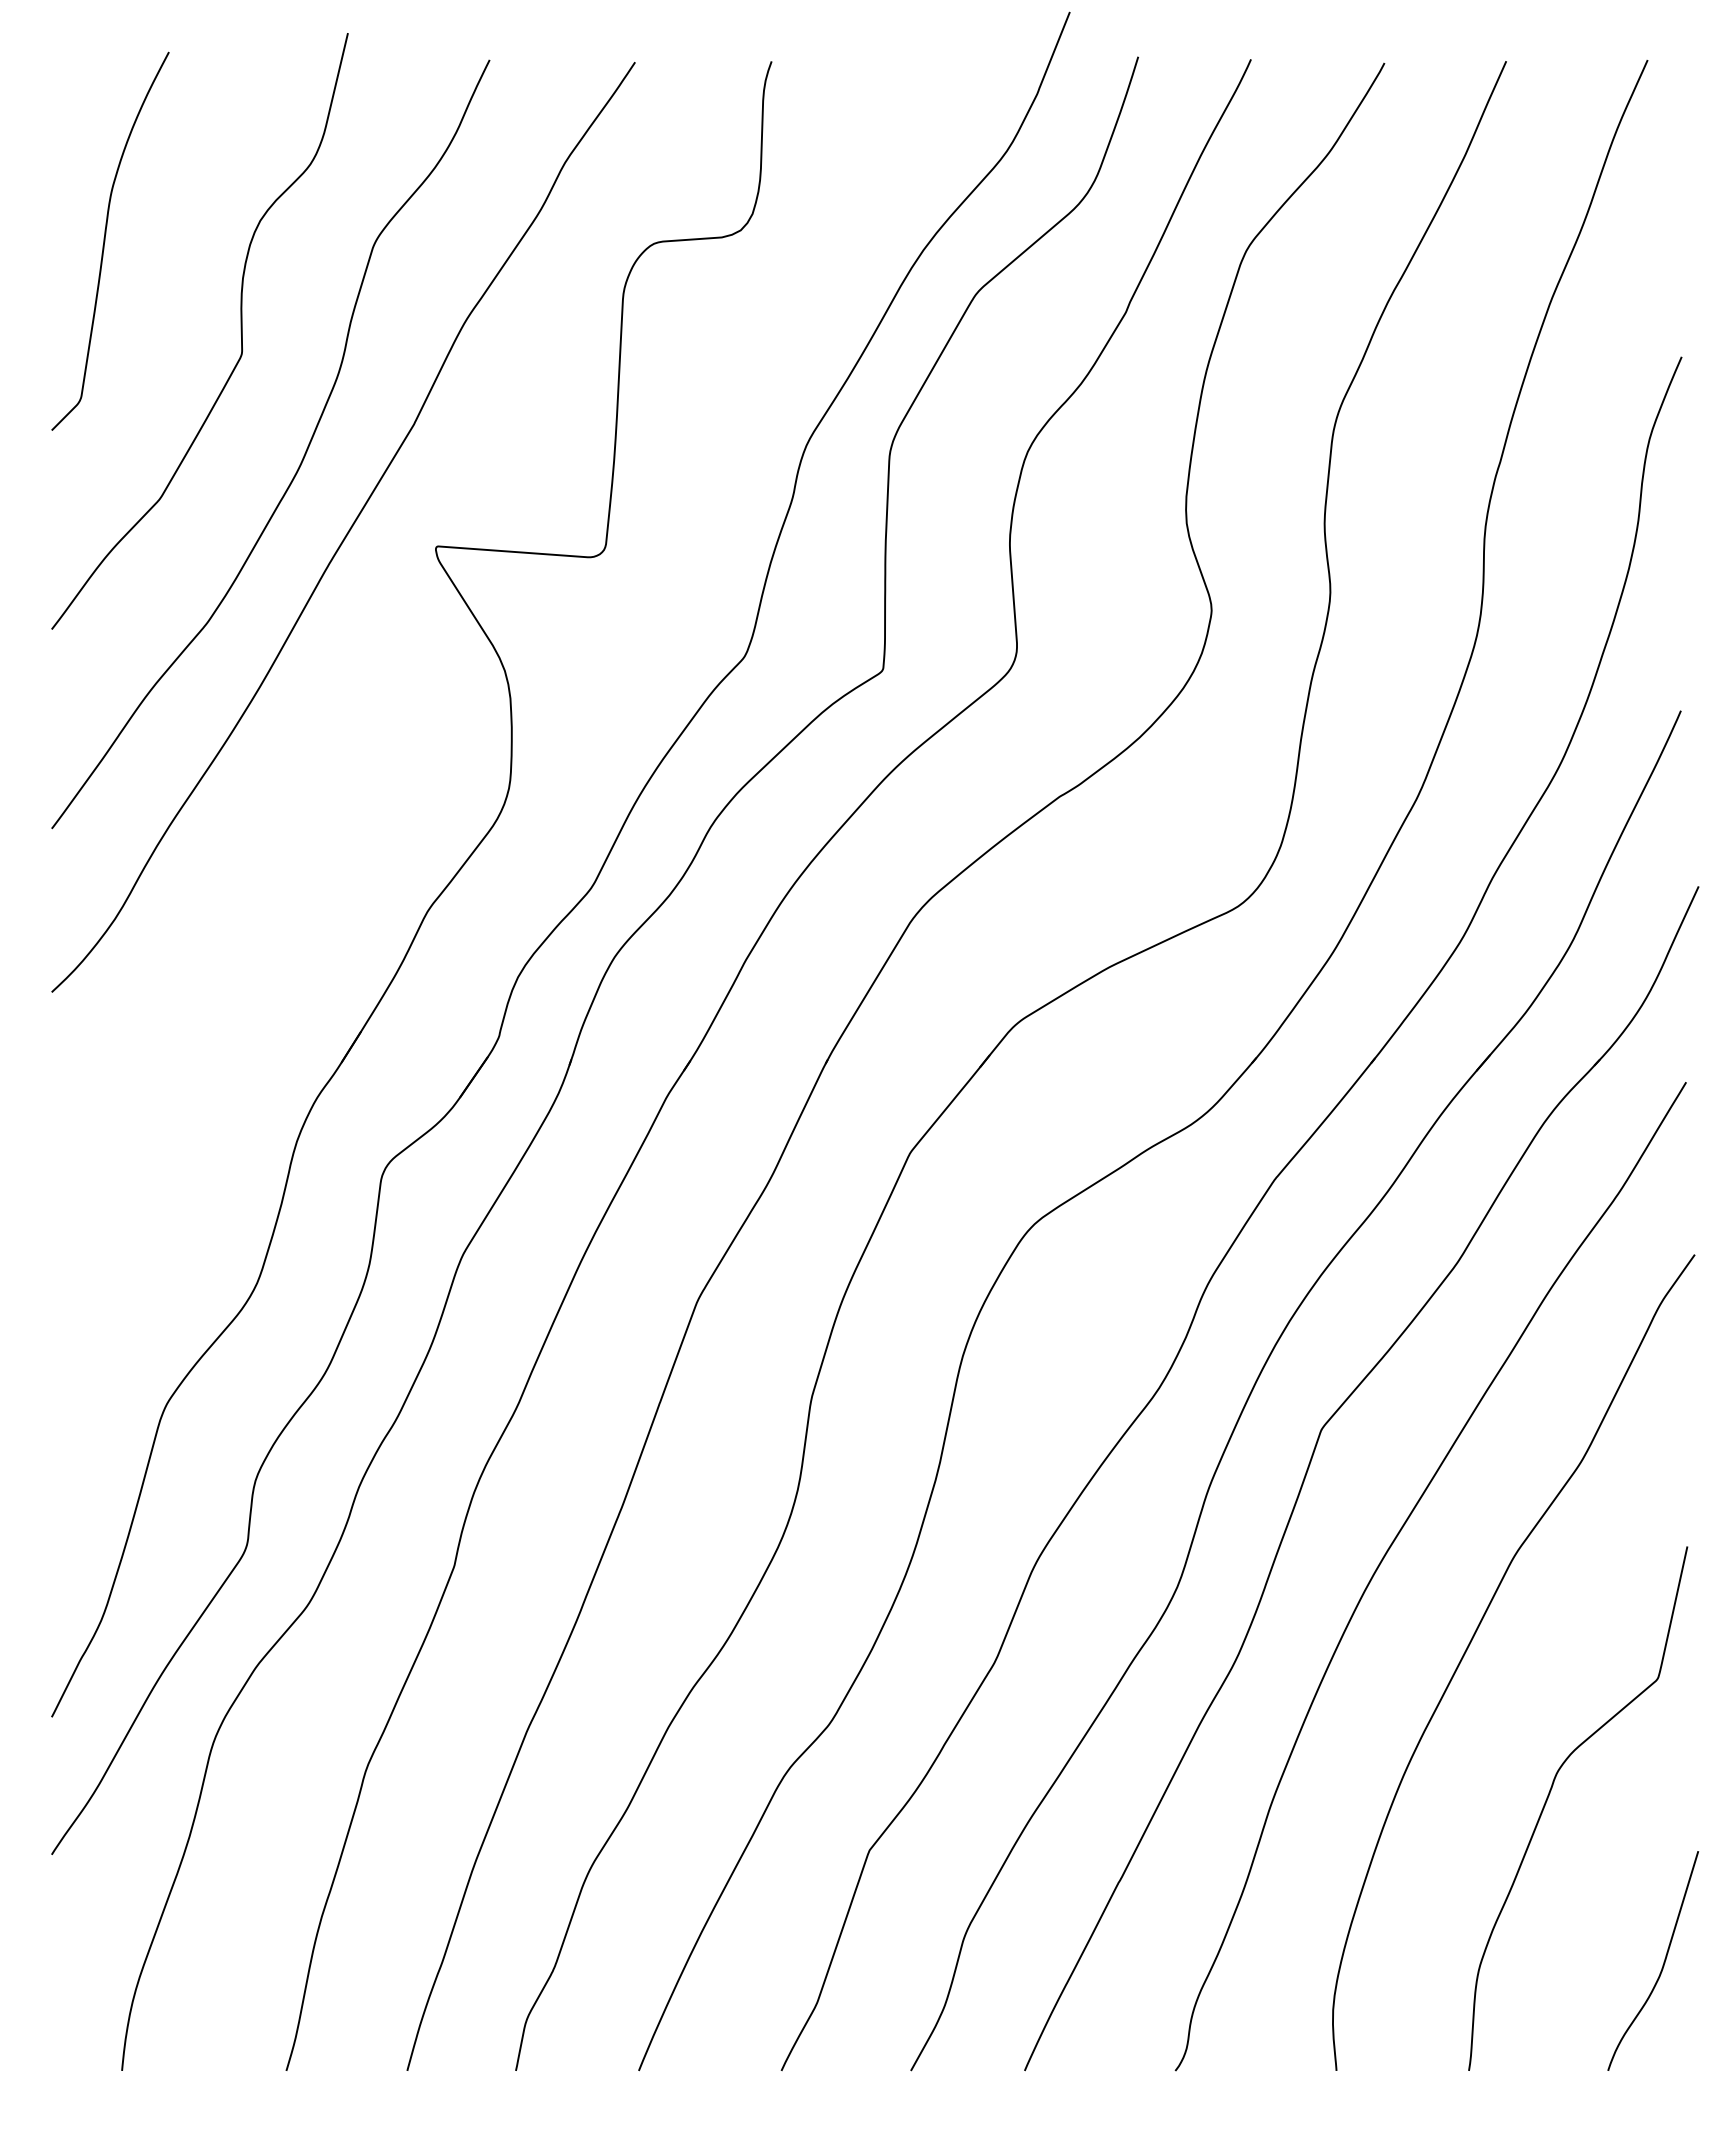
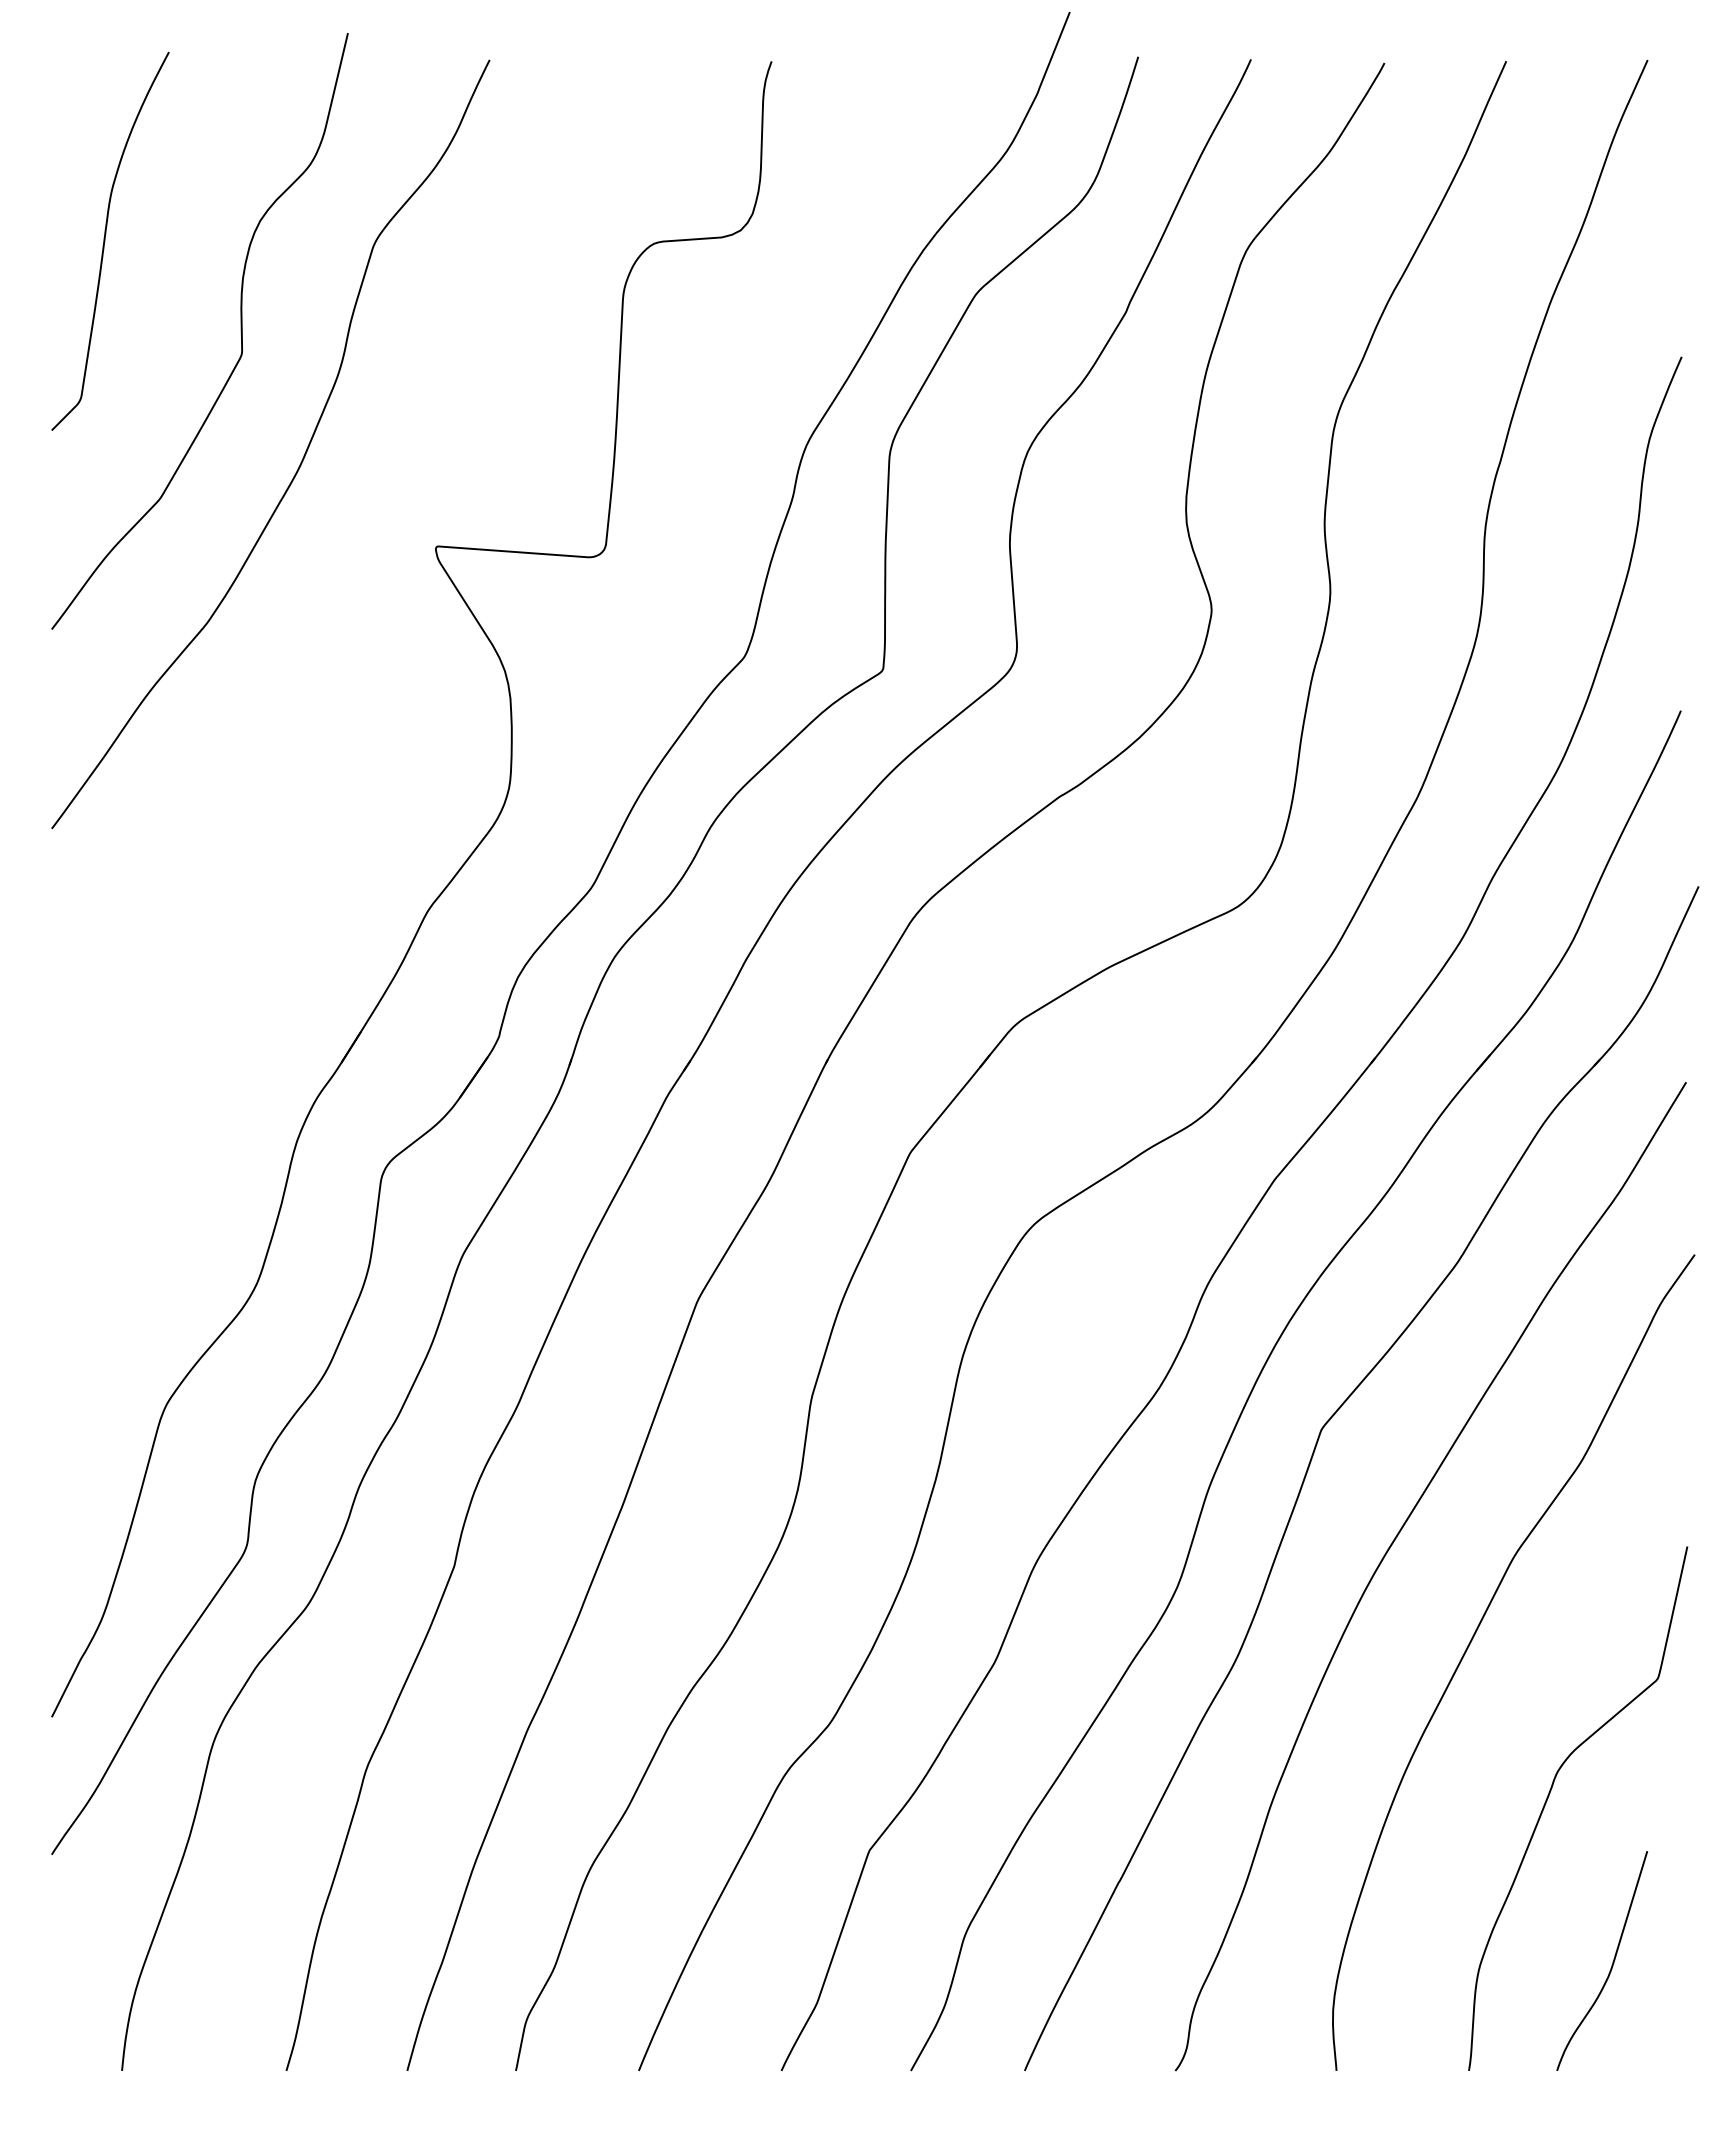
curve: present -> none (347, 531)
curve position: (1663, 1961) -> (1612, 1961) (1612, 1961)
